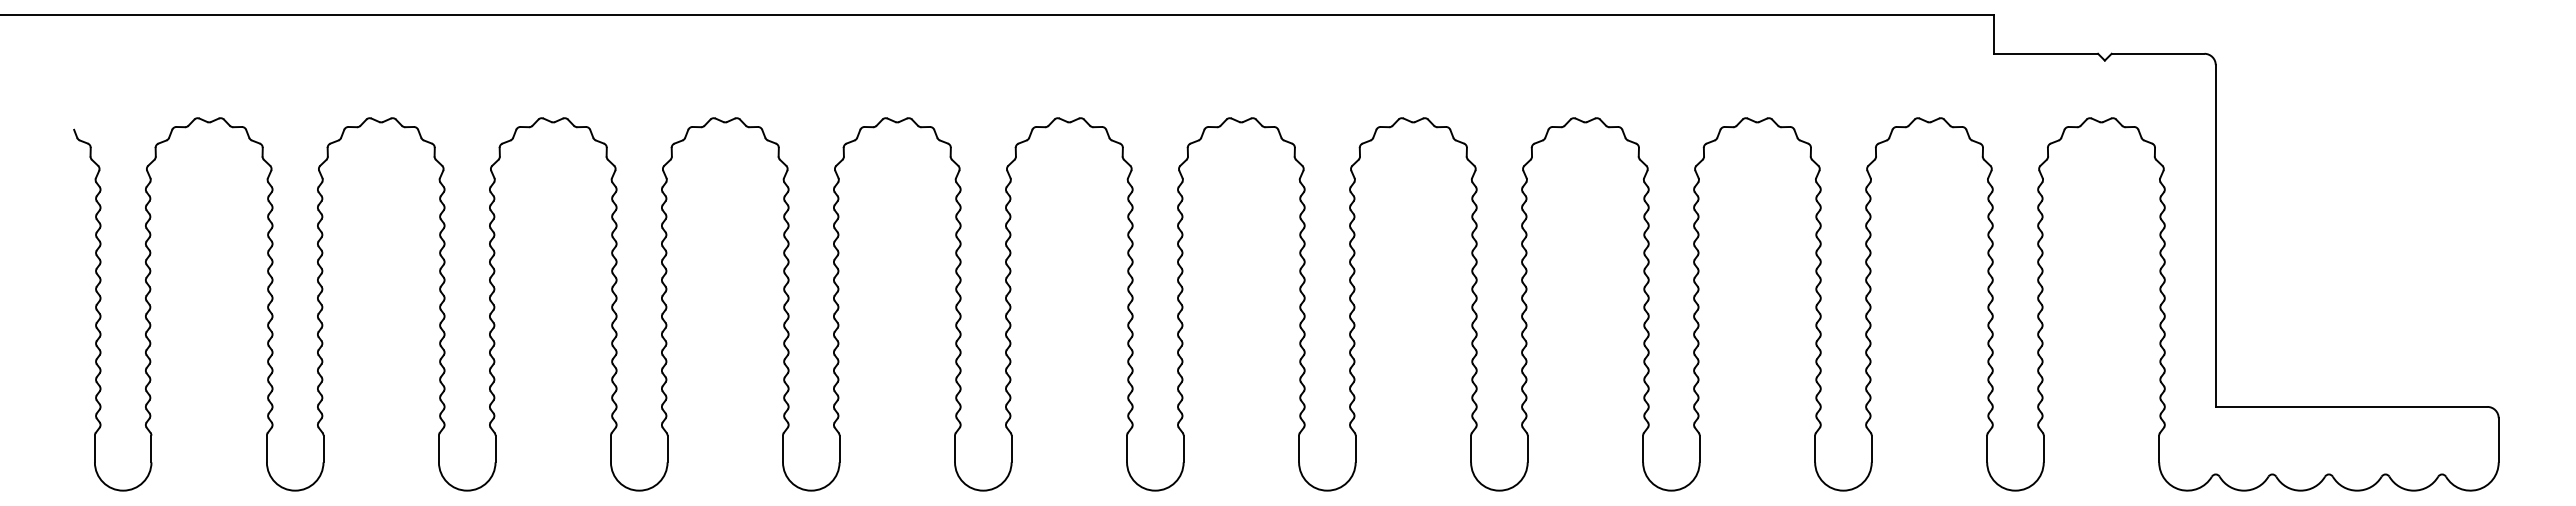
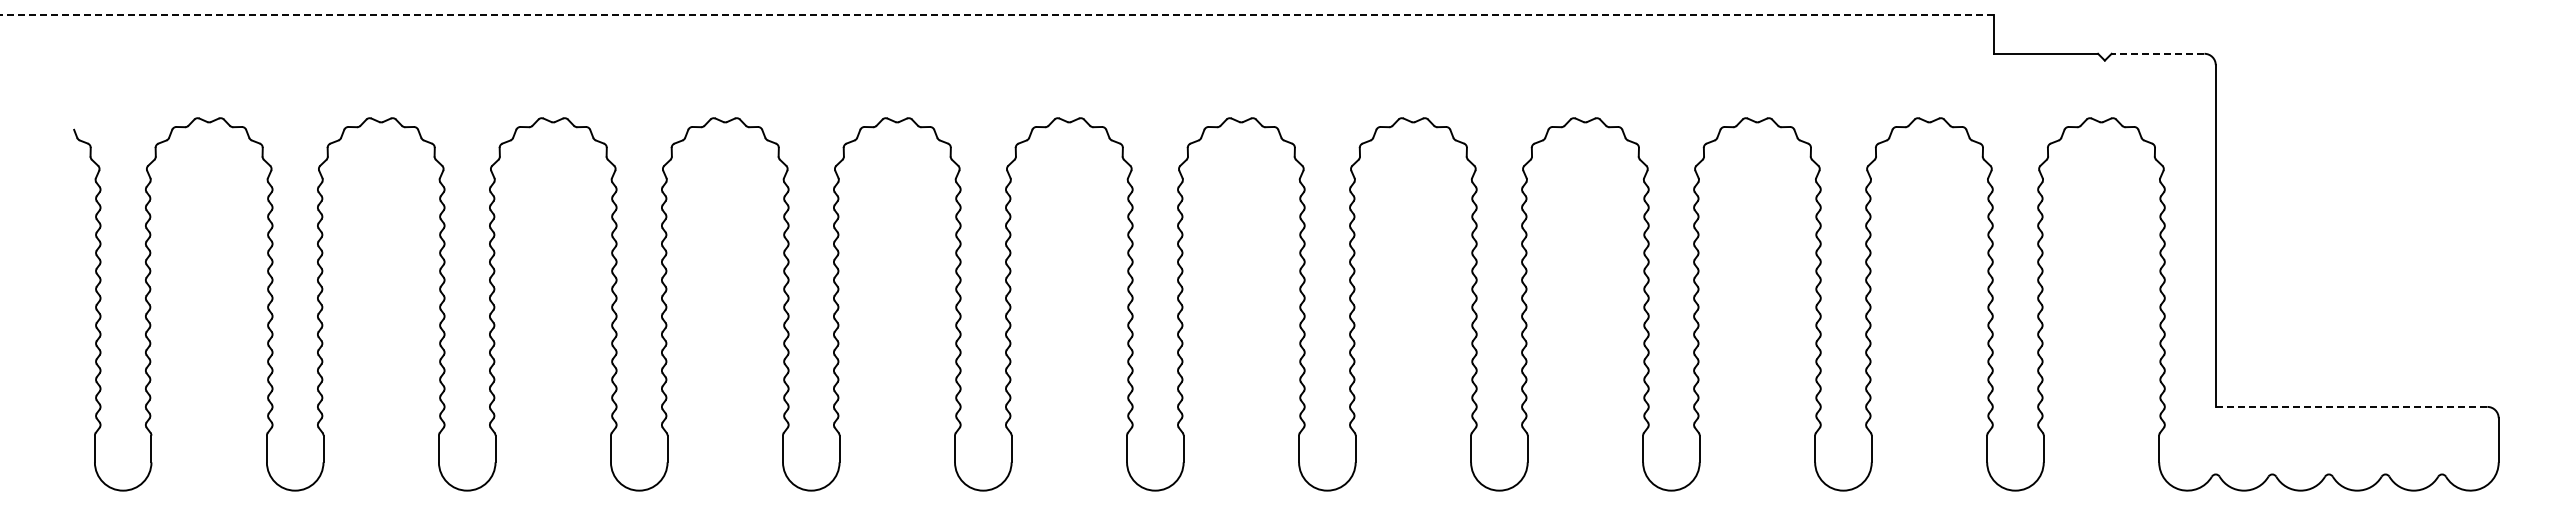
line: solid -> dashed (997, 15)
line: solid -> dashed (2157, 53)
line: solid -> dashed (2351, 406)
